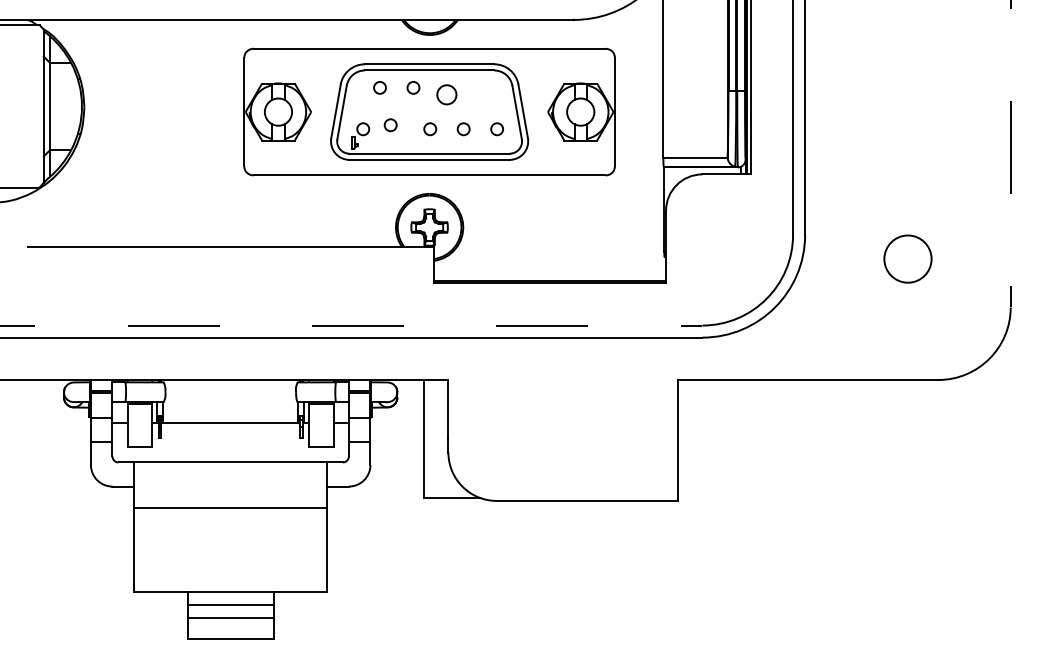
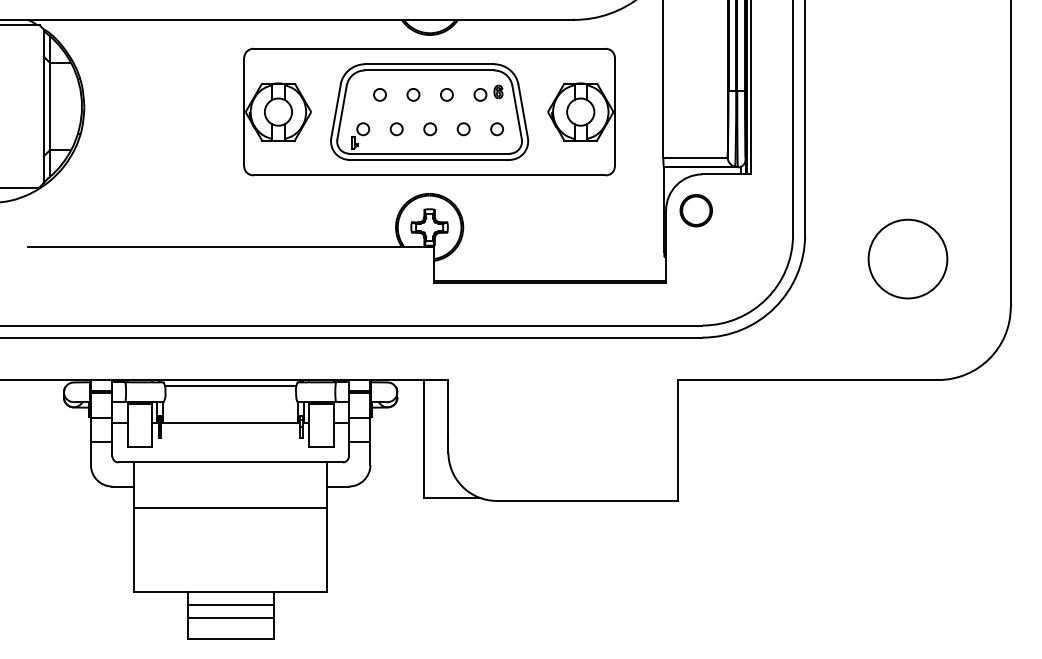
circle position: (379, 87) -> (379, 94) (379, 94)
circle position: (413, 87) -> (413, 94) (413, 94)
part: none -> present (488, 92)
circle size: 22x22 px -> 14x14 px (446, 94)
circle position: (390, 125) -> (396, 129) (396, 129)
line: dashed -> solid (1010, 154)
part: none -> present (695, 210)
circle diameter: 47 px -> 79 px (907, 258)
line: dashed -> solid (351, 325)
line: none -> present (230, 385)
